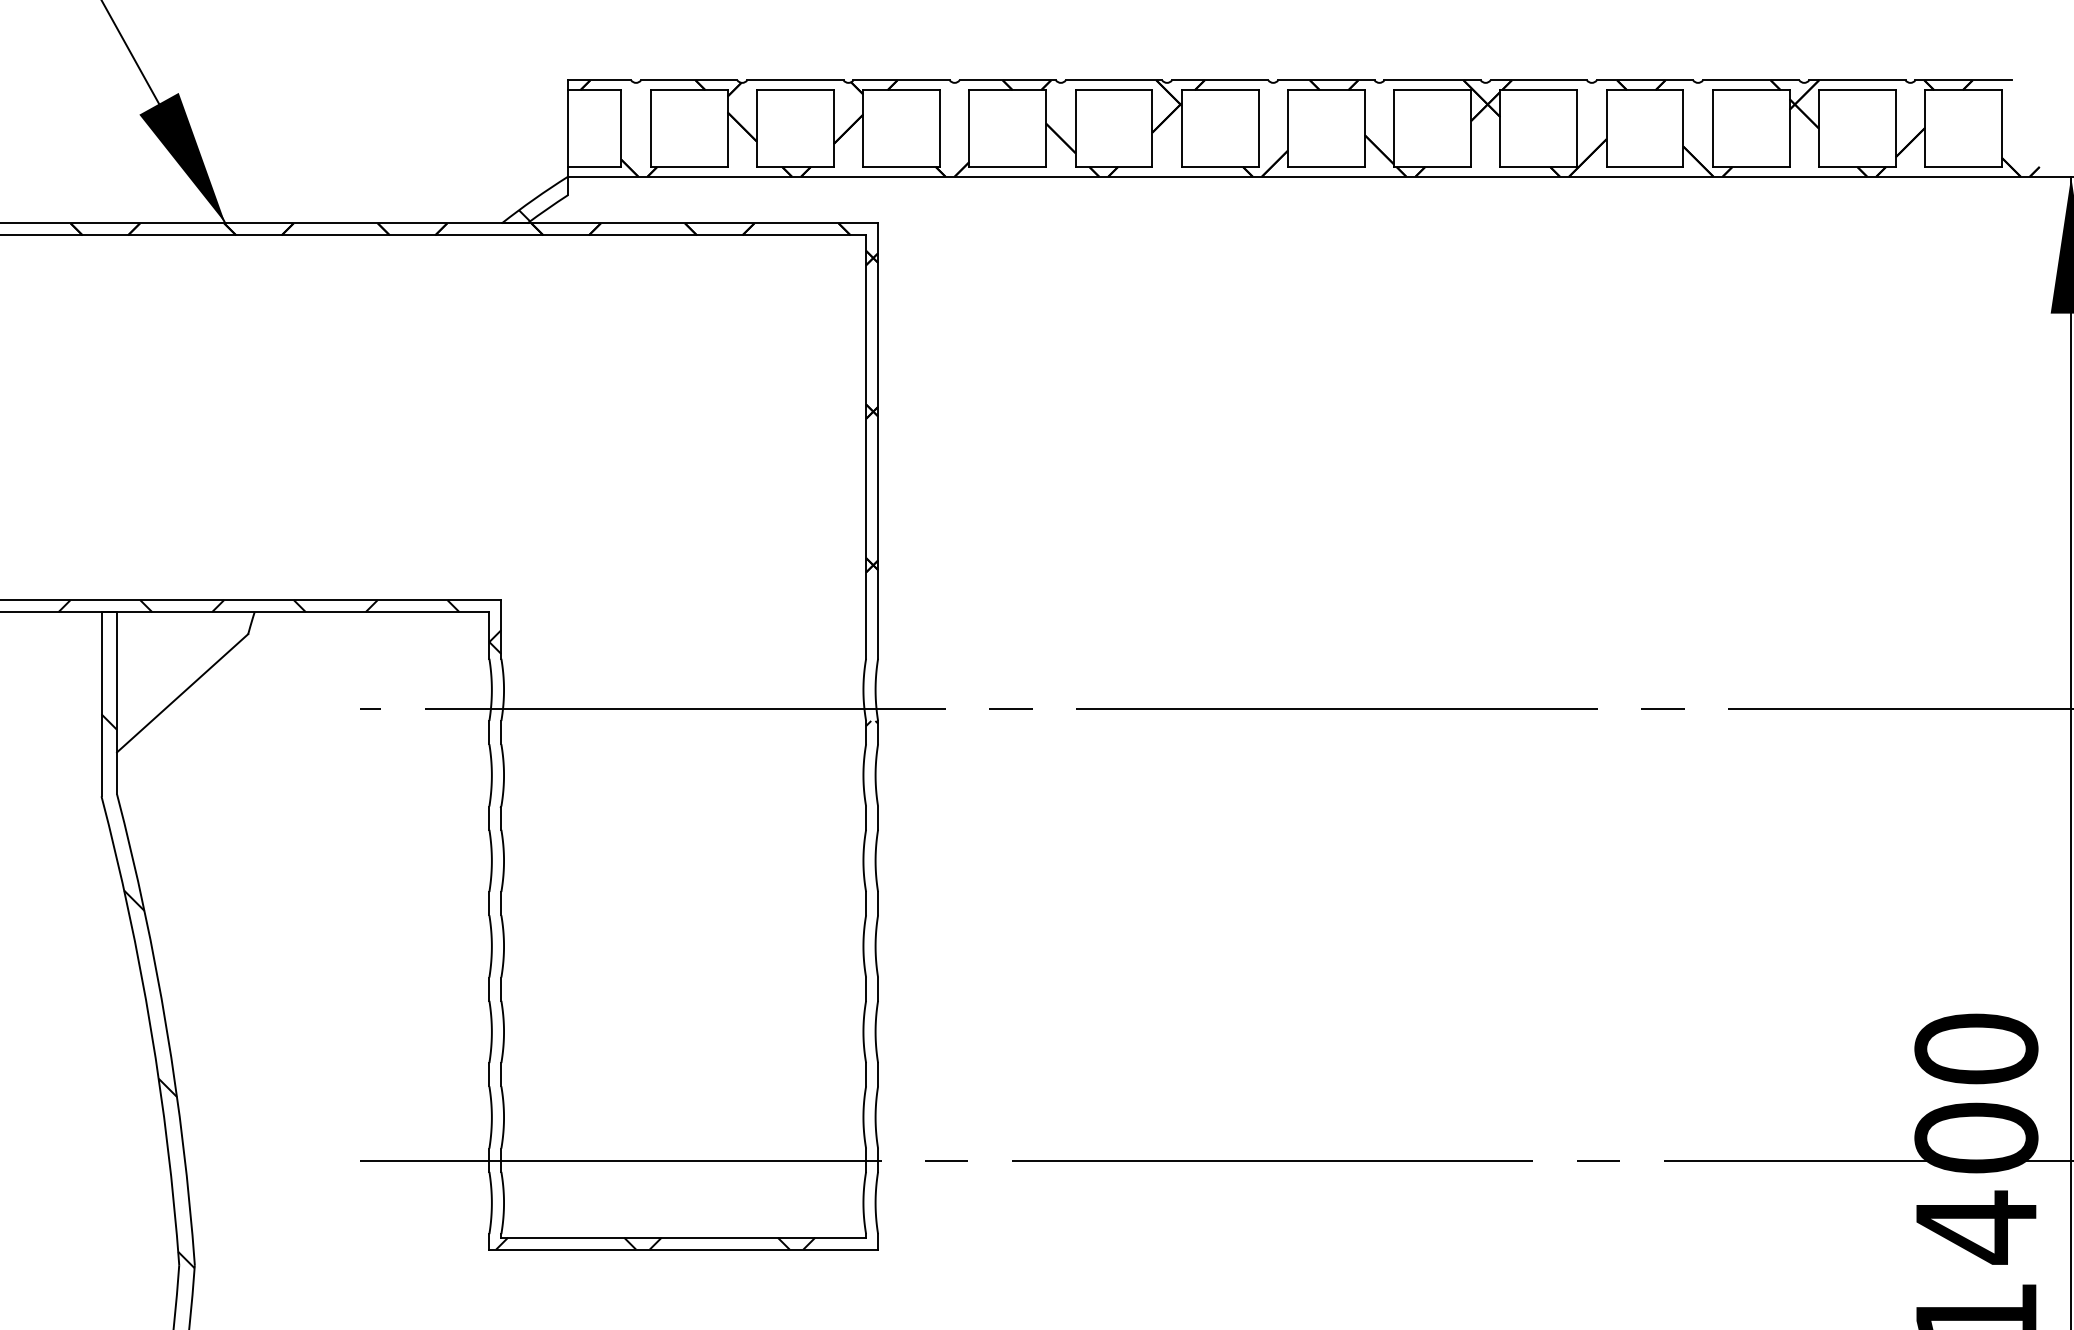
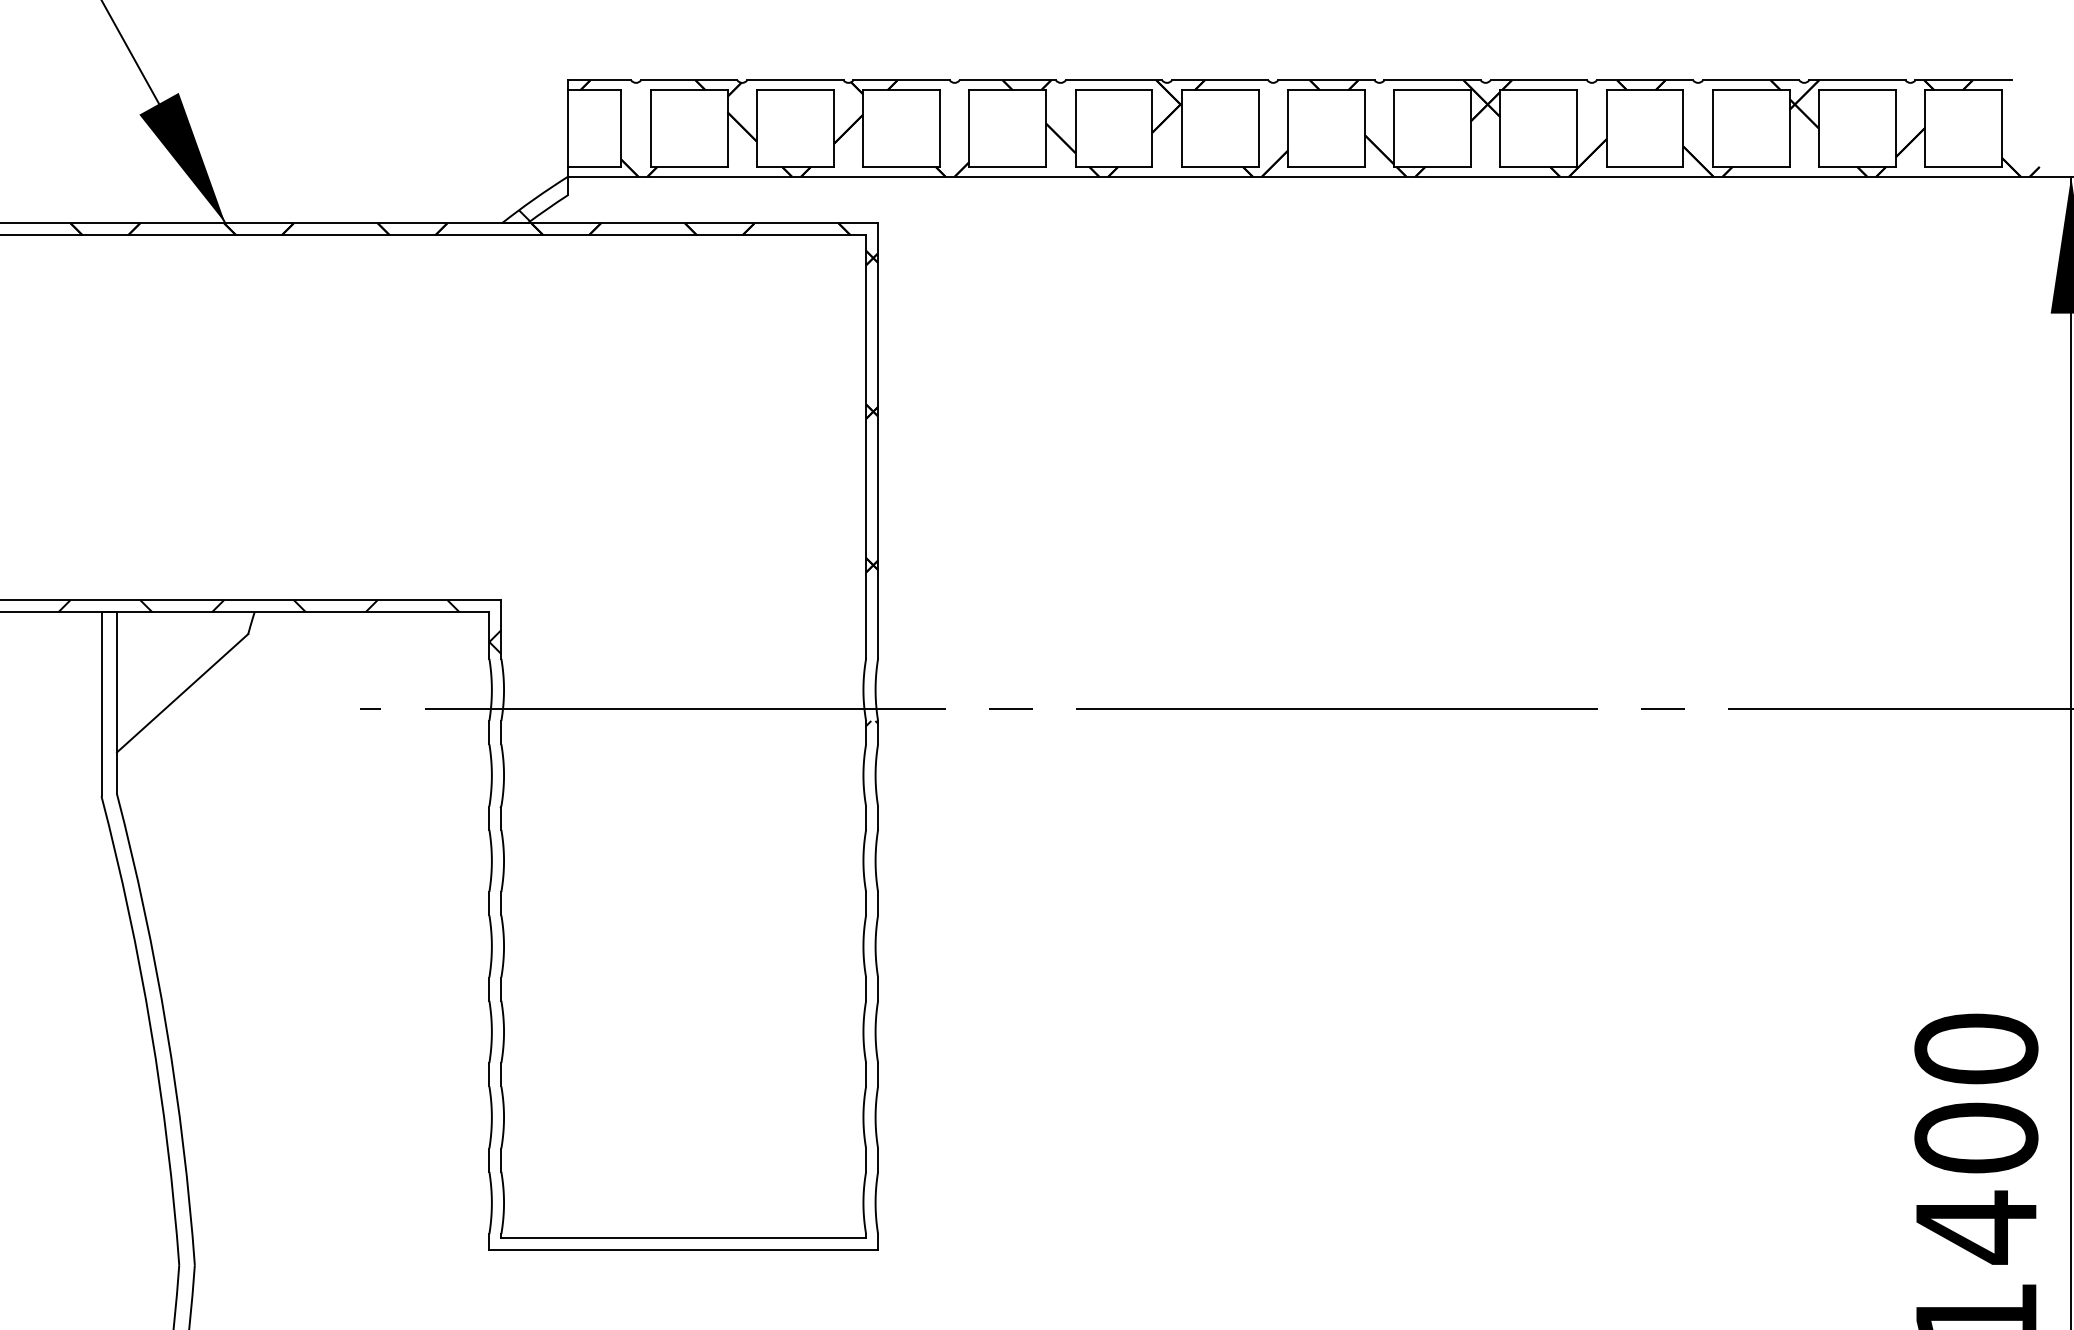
hatch: present -> none (147, 991)
line: present -> none (1215, 1160)
hatch: present -> none (655, 1243)
